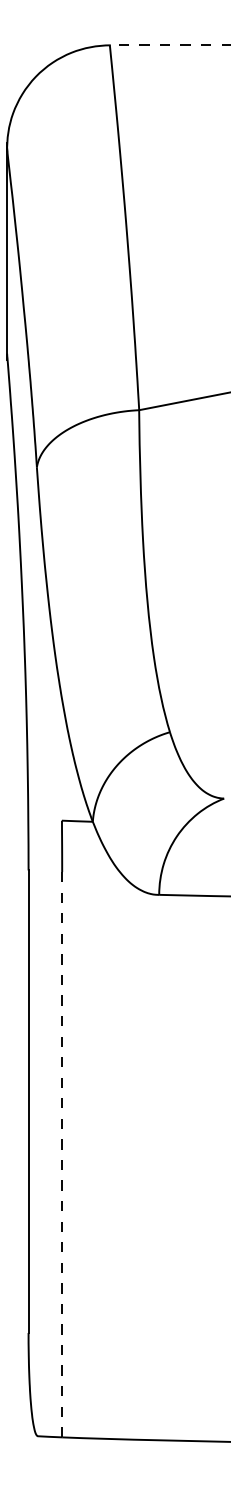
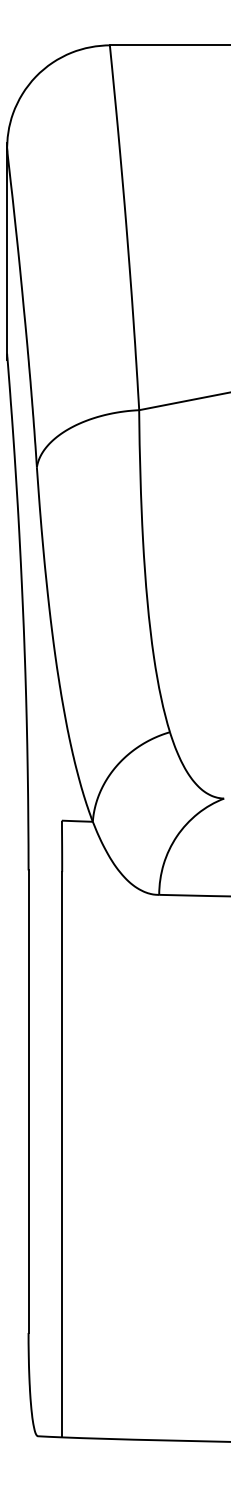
line: dashed -> solid (169, 45)
line: dashed -> solid (62, 1154)
